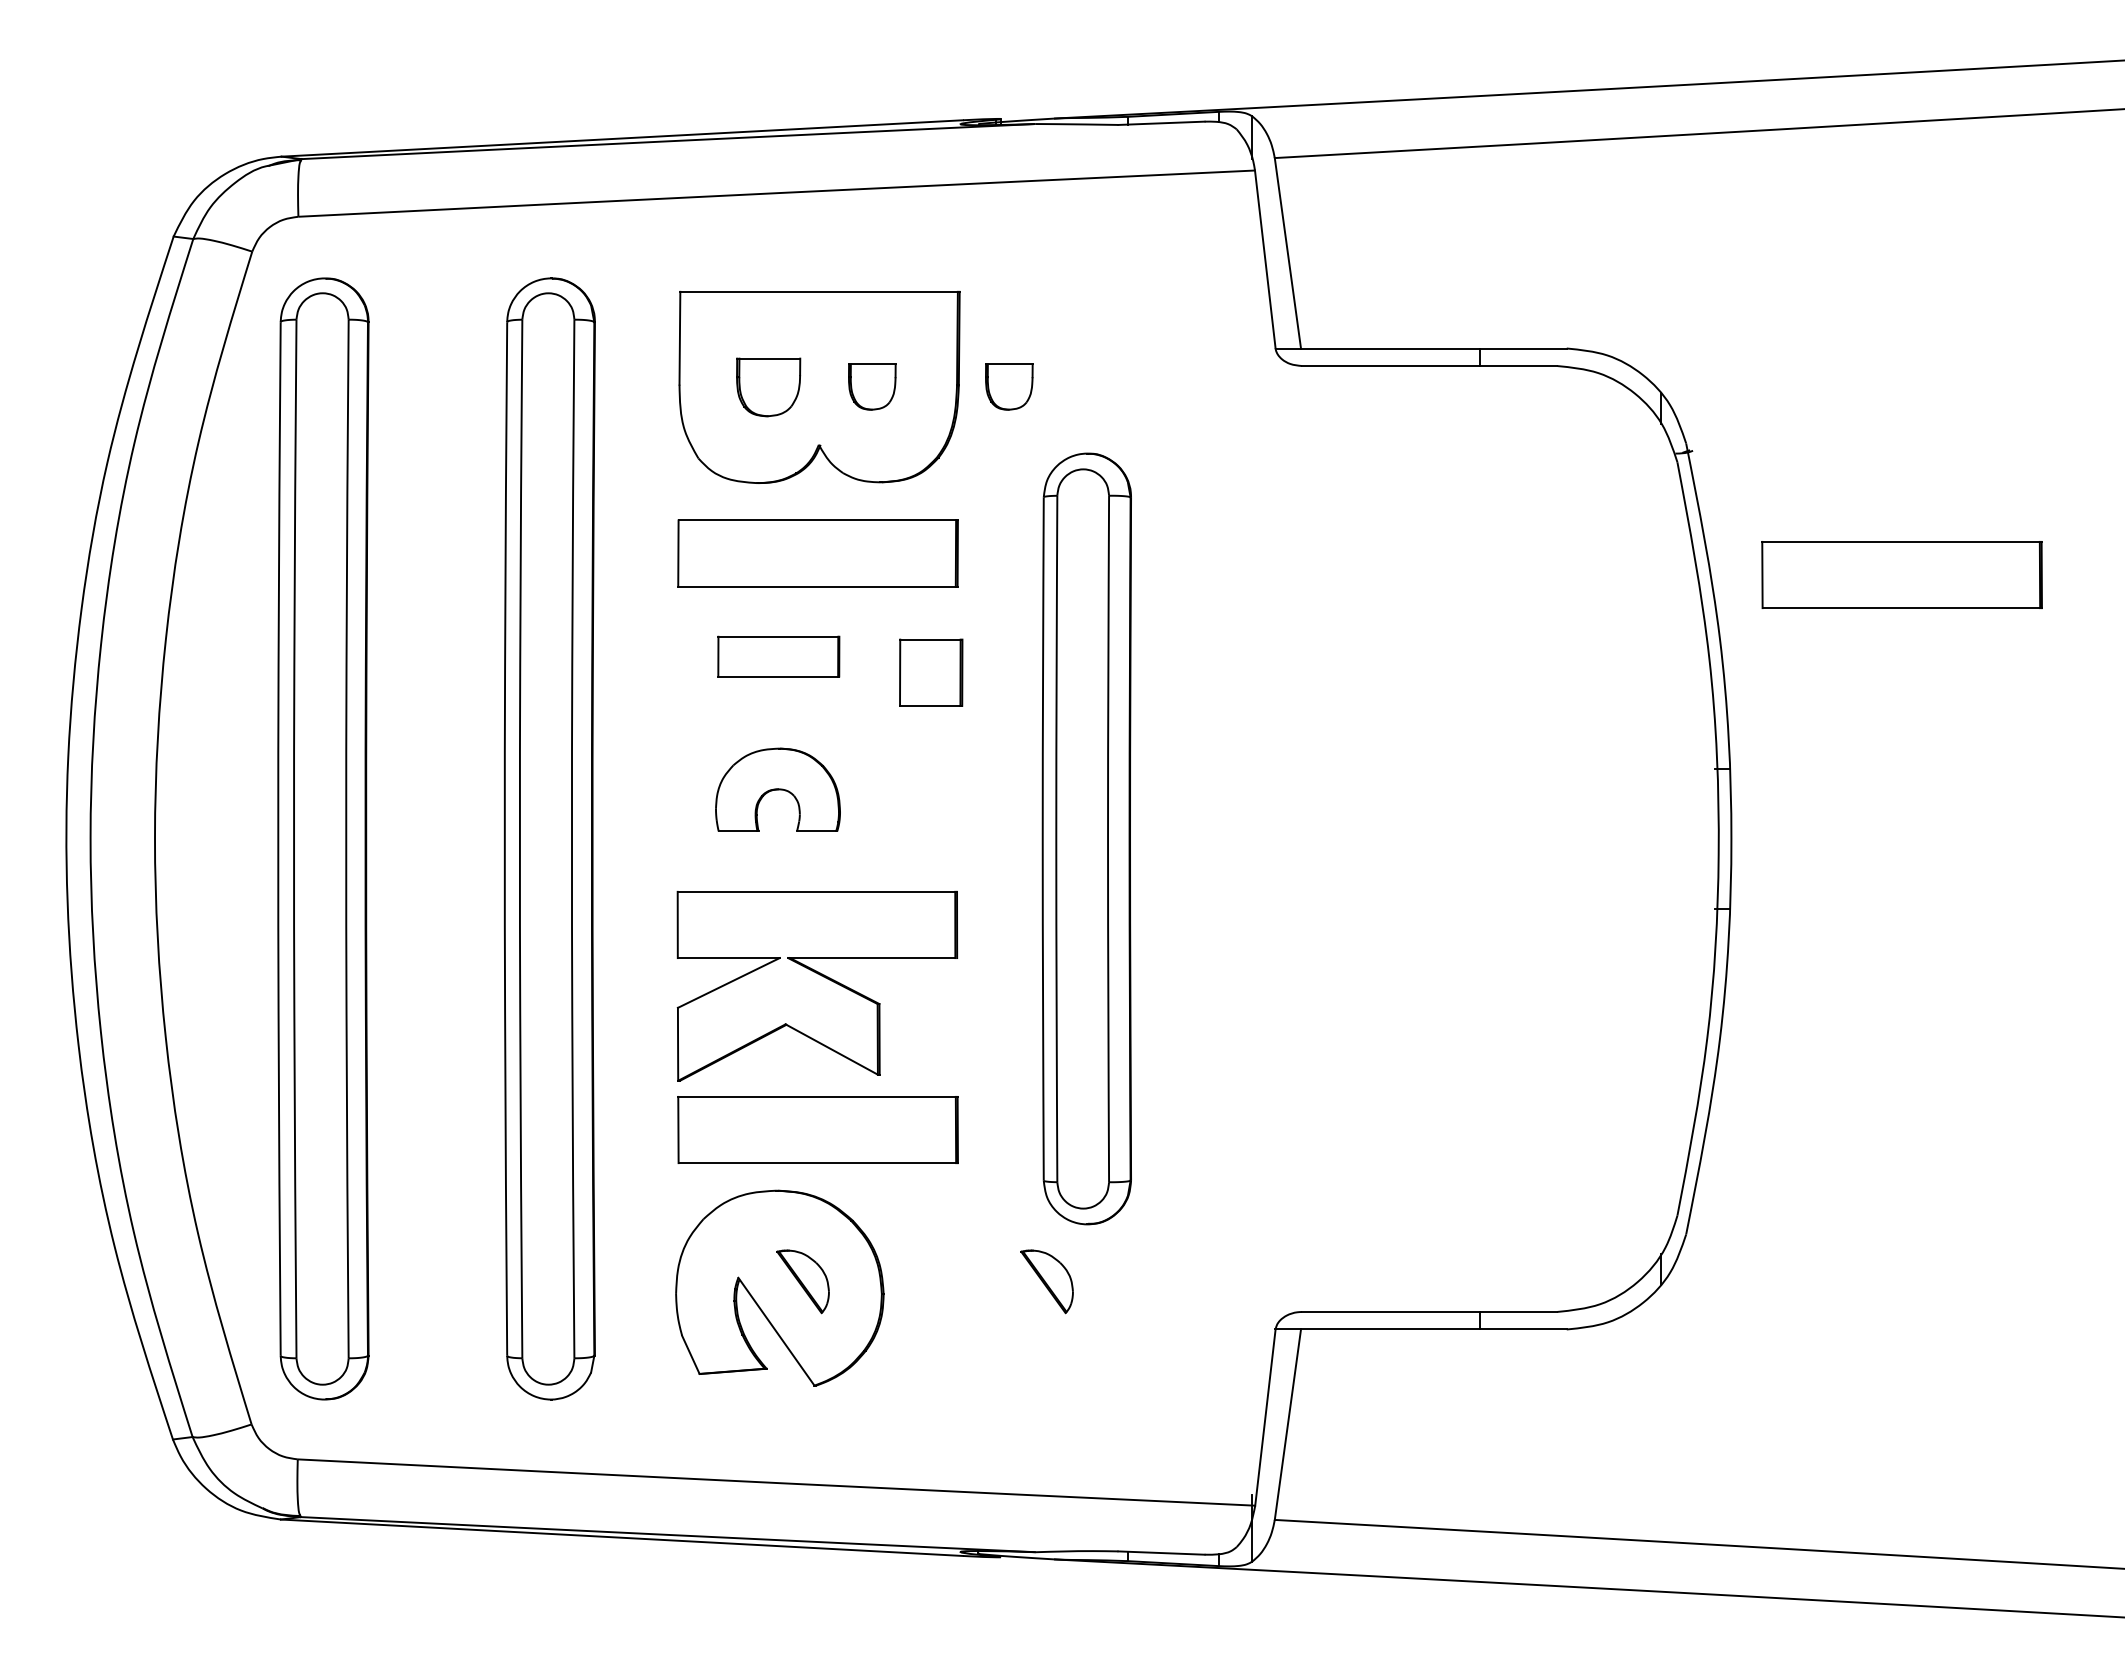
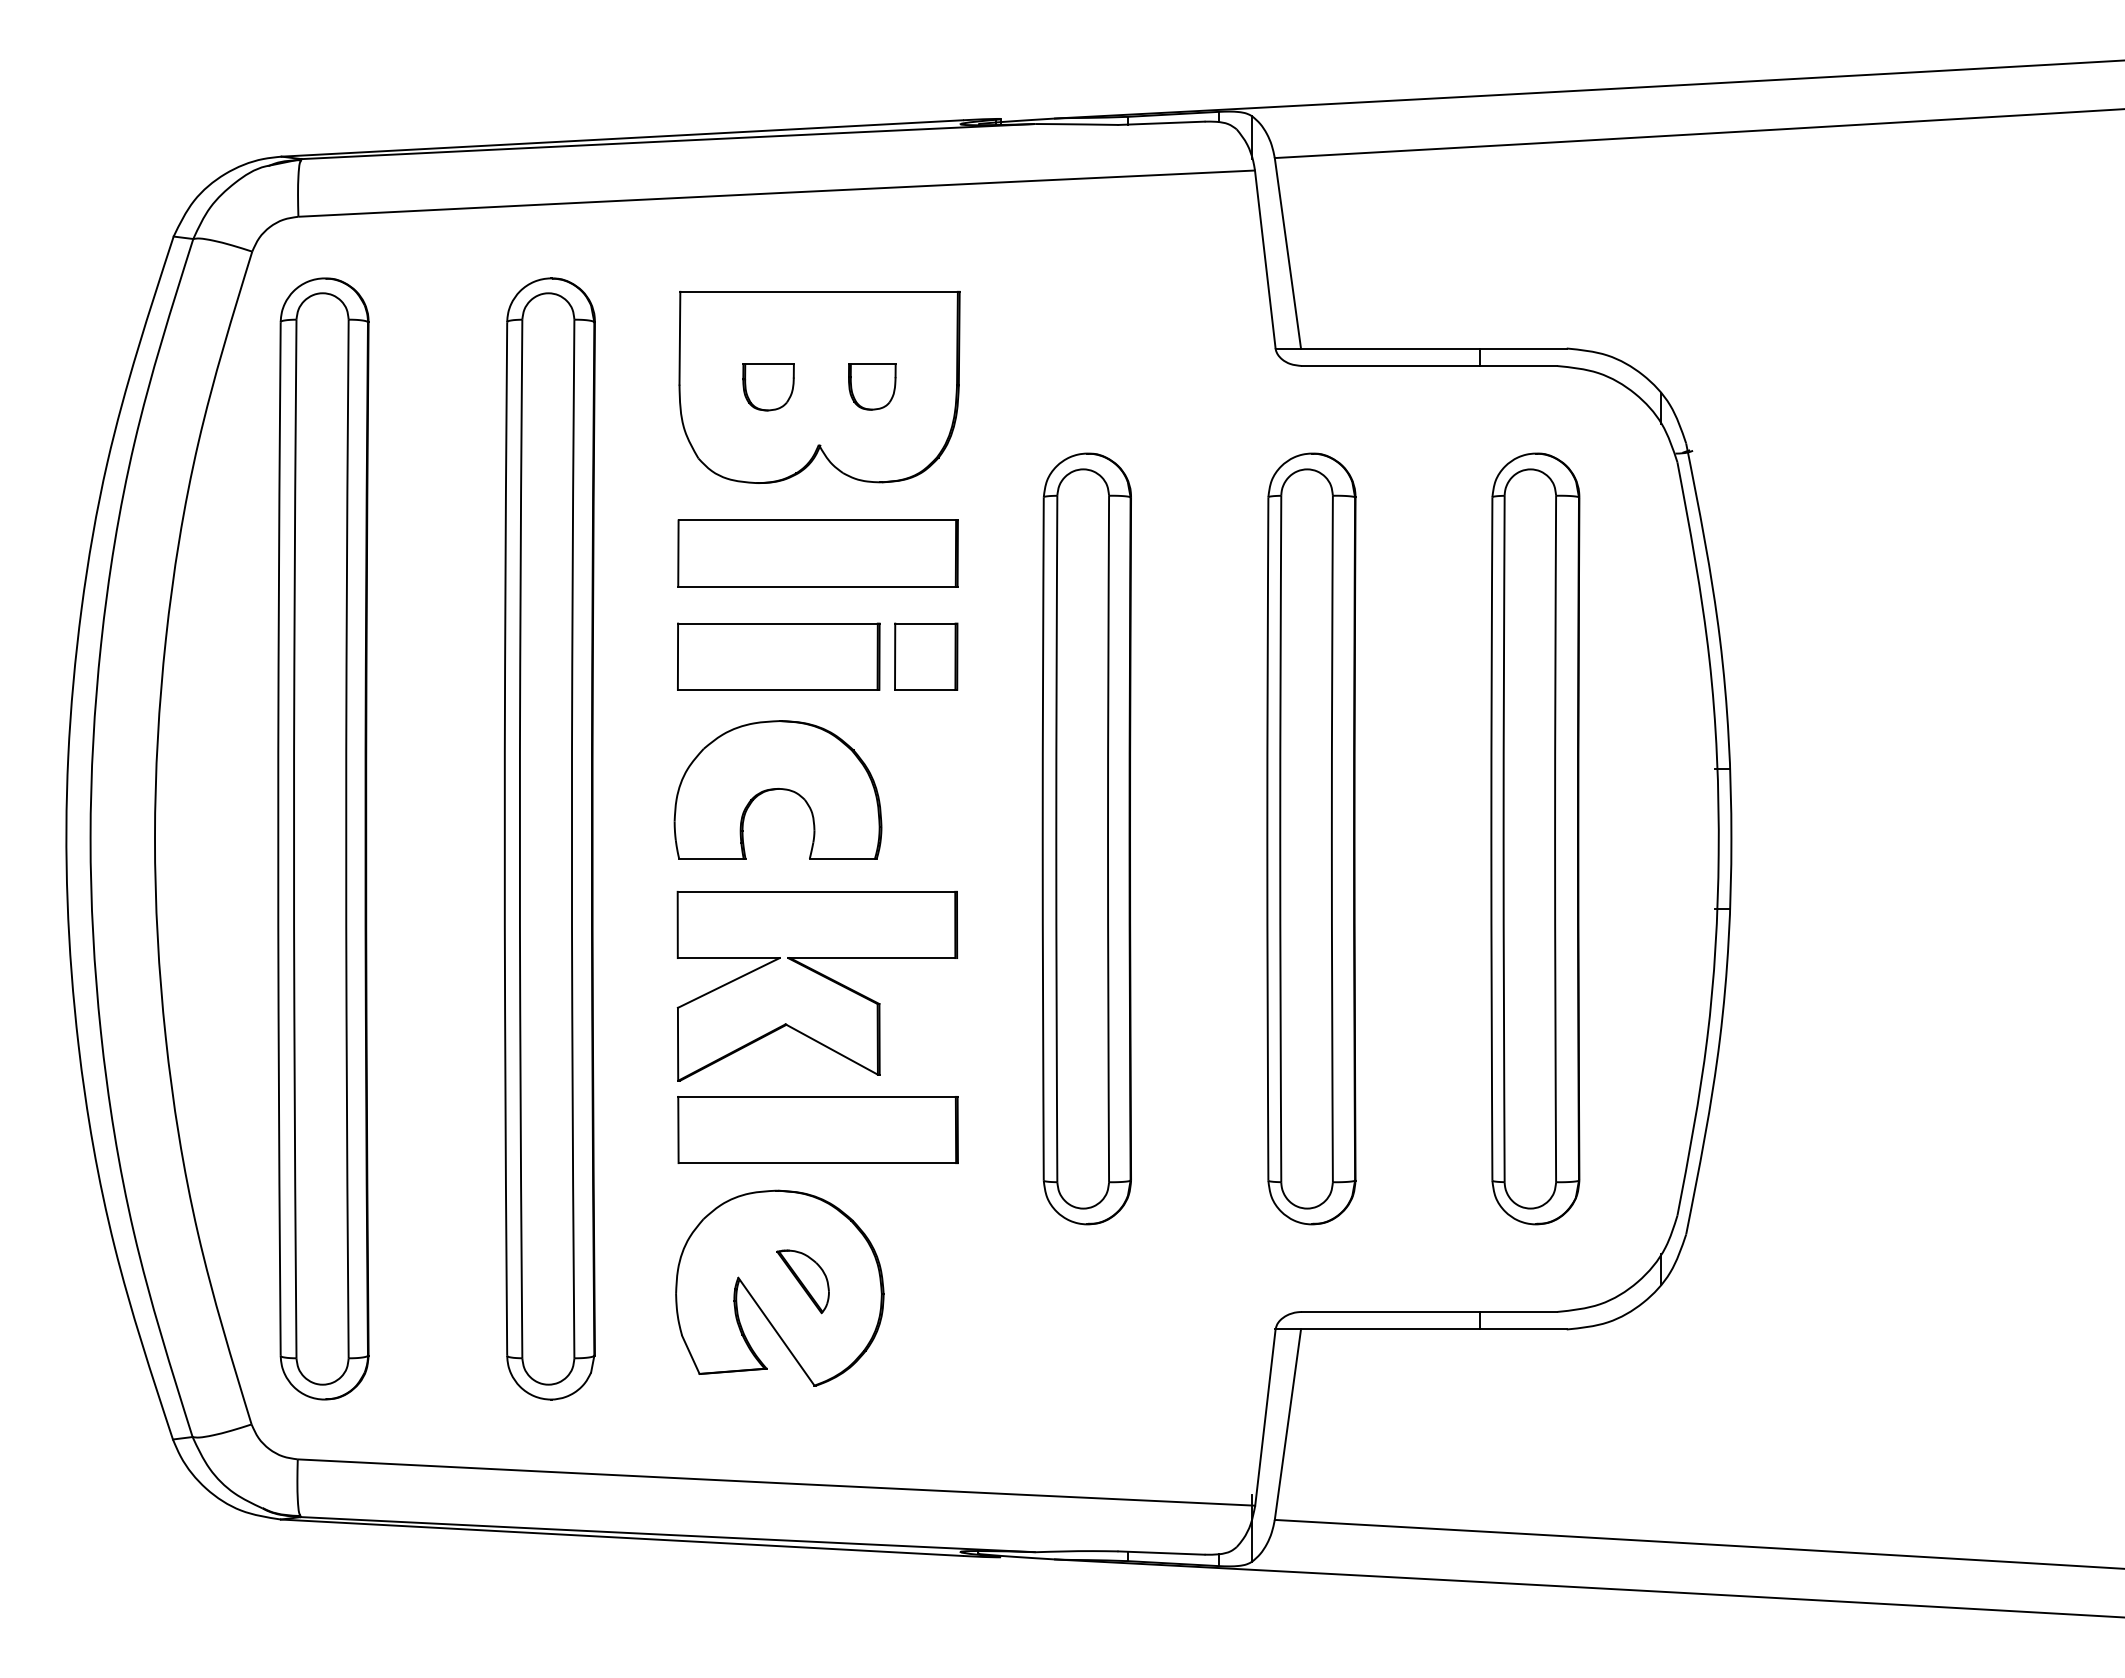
part: present -> none (1009, 386)
part size: 66x61 px -> 53x49 px (768, 387)
part: present -> none (1901, 574)
part size: 124x43 px -> 204x69 px (778, 656)
part position: (931, 672) -> (926, 656) (926, 656)
part size: 126x85 px -> 210x140 px (777, 789)
part: none -> present (1311, 838)
part: none -> present (1535, 838)
part: present -> none (1046, 1281)
